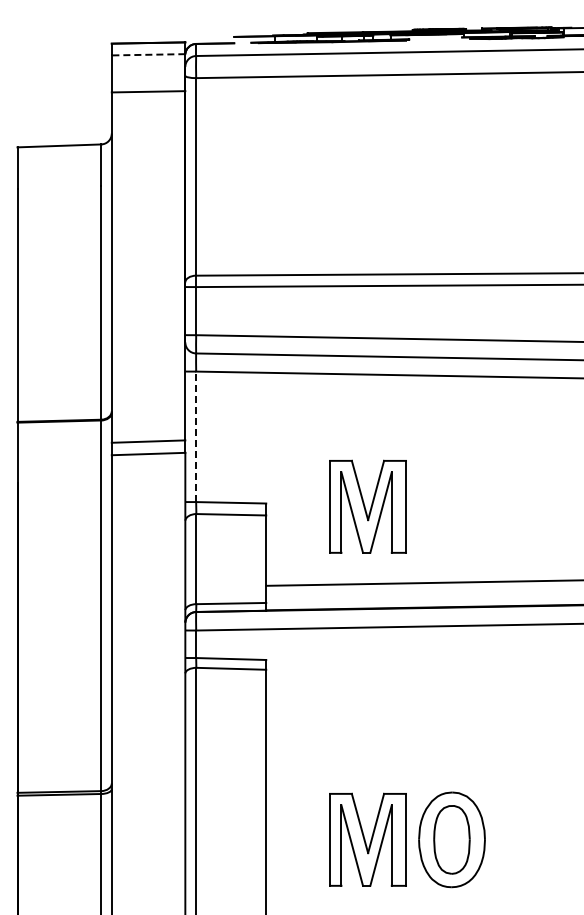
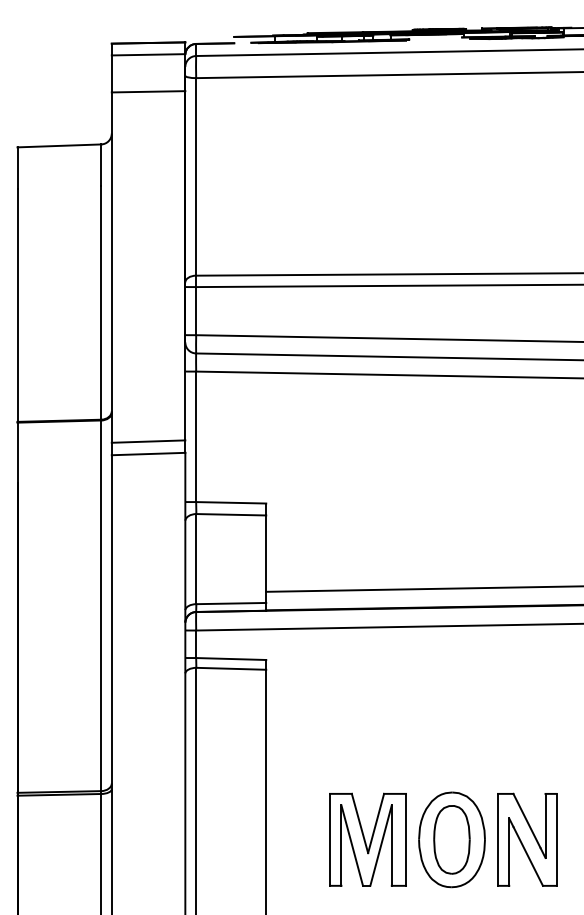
line: dashed -> solid (148, 54)
line: dashed -> solid (196, 436)
part: present -> none (367, 506)
line position: (423, 582) -> (423, 588) (423, 588)
part: none -> present (527, 839)
